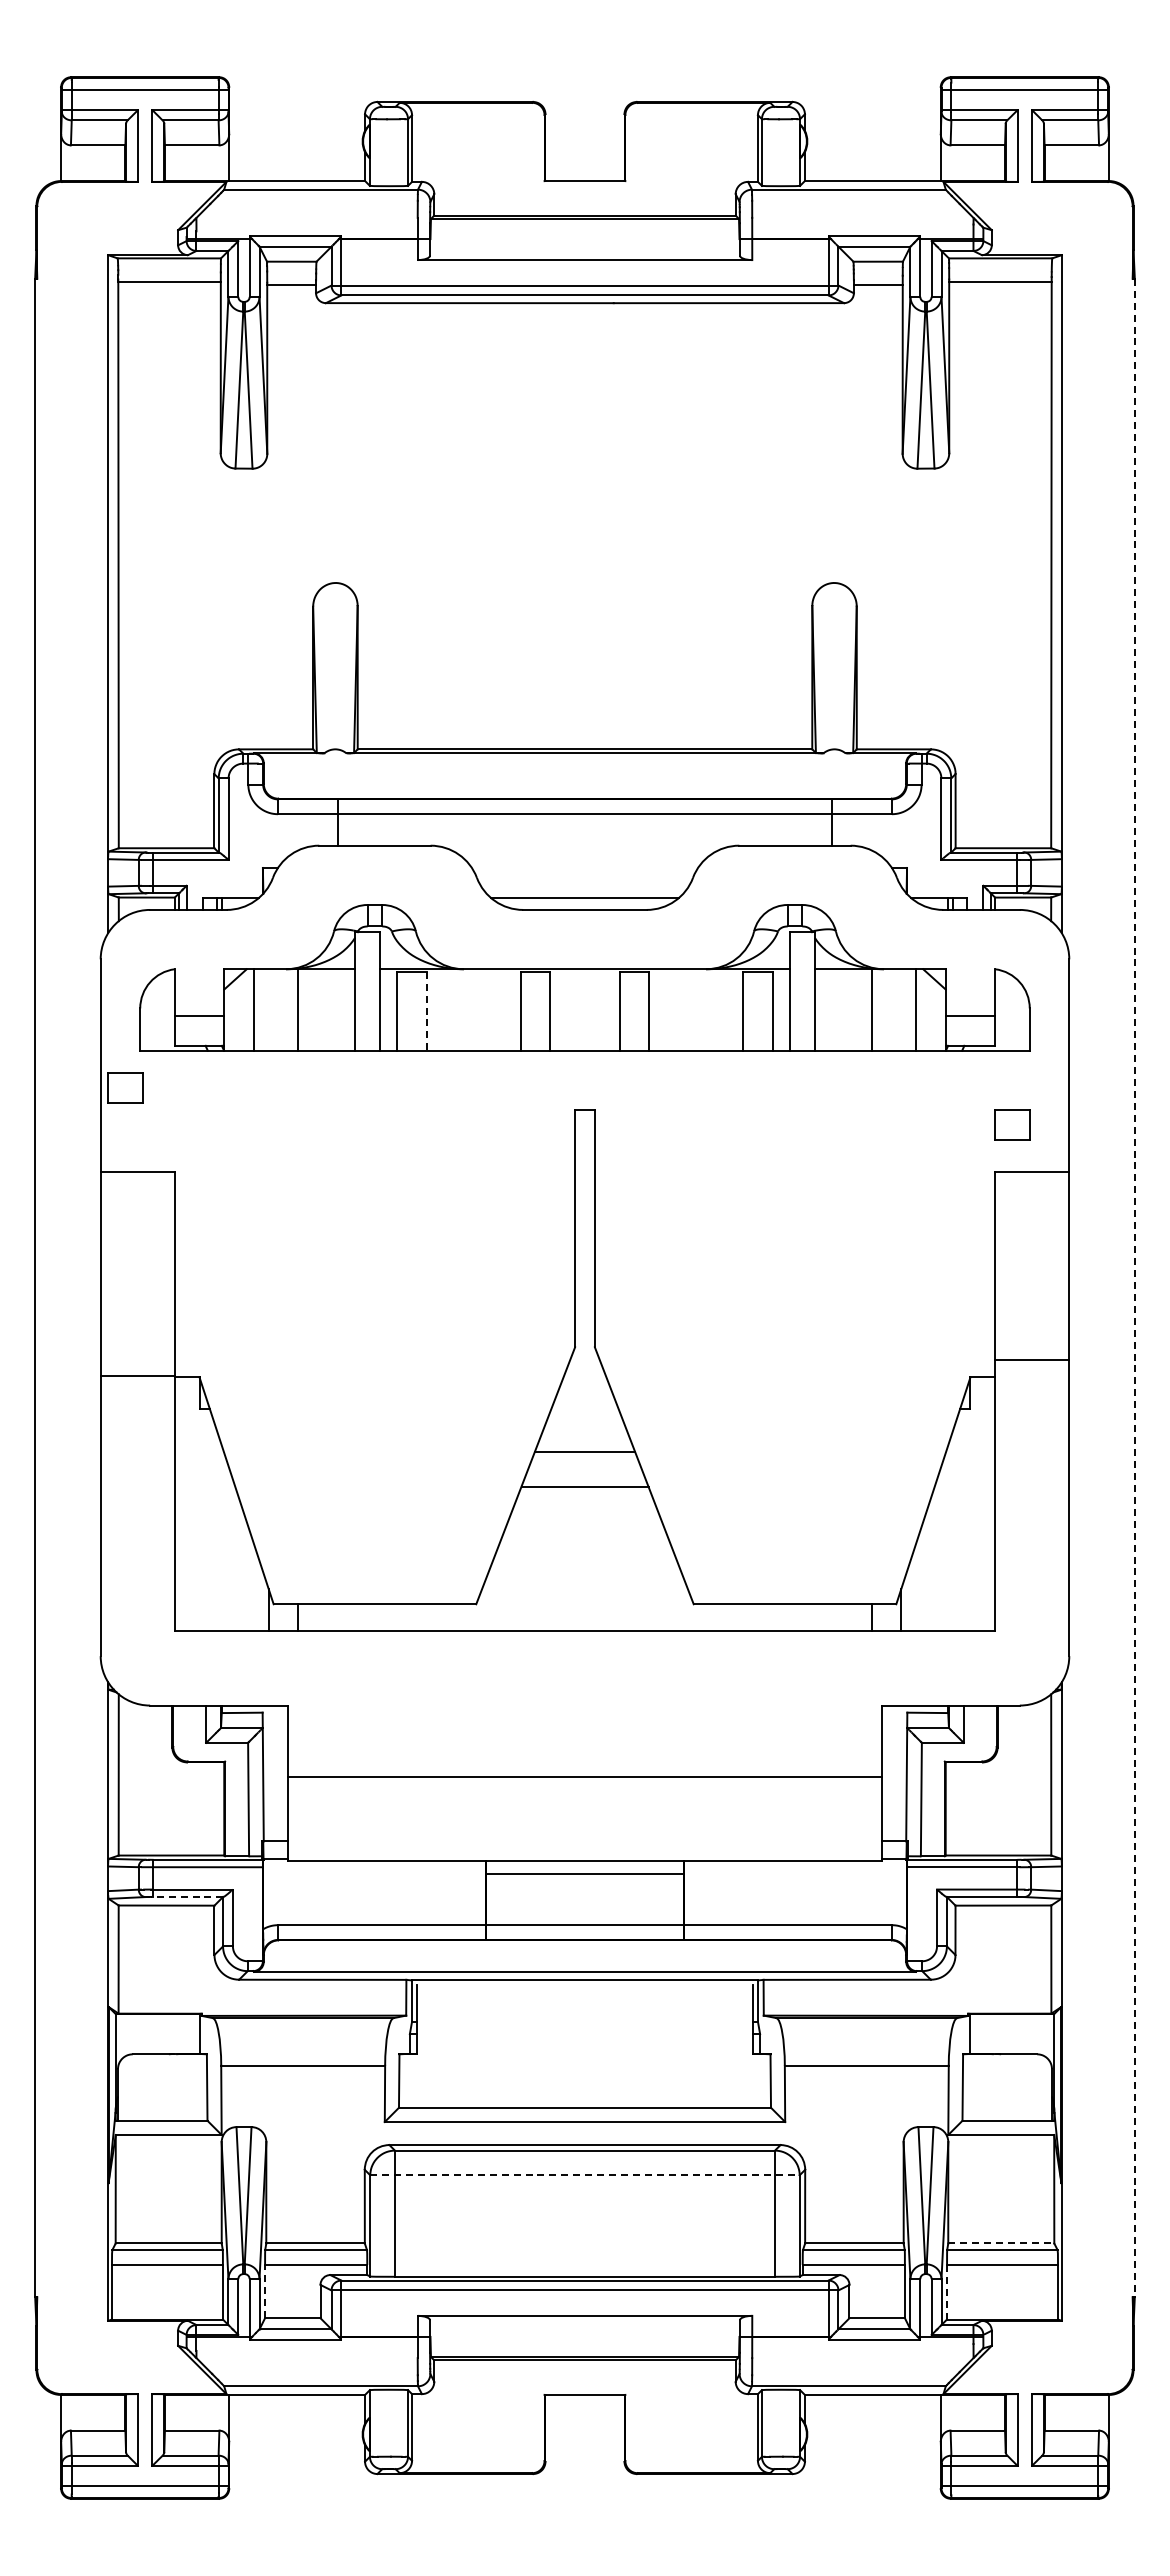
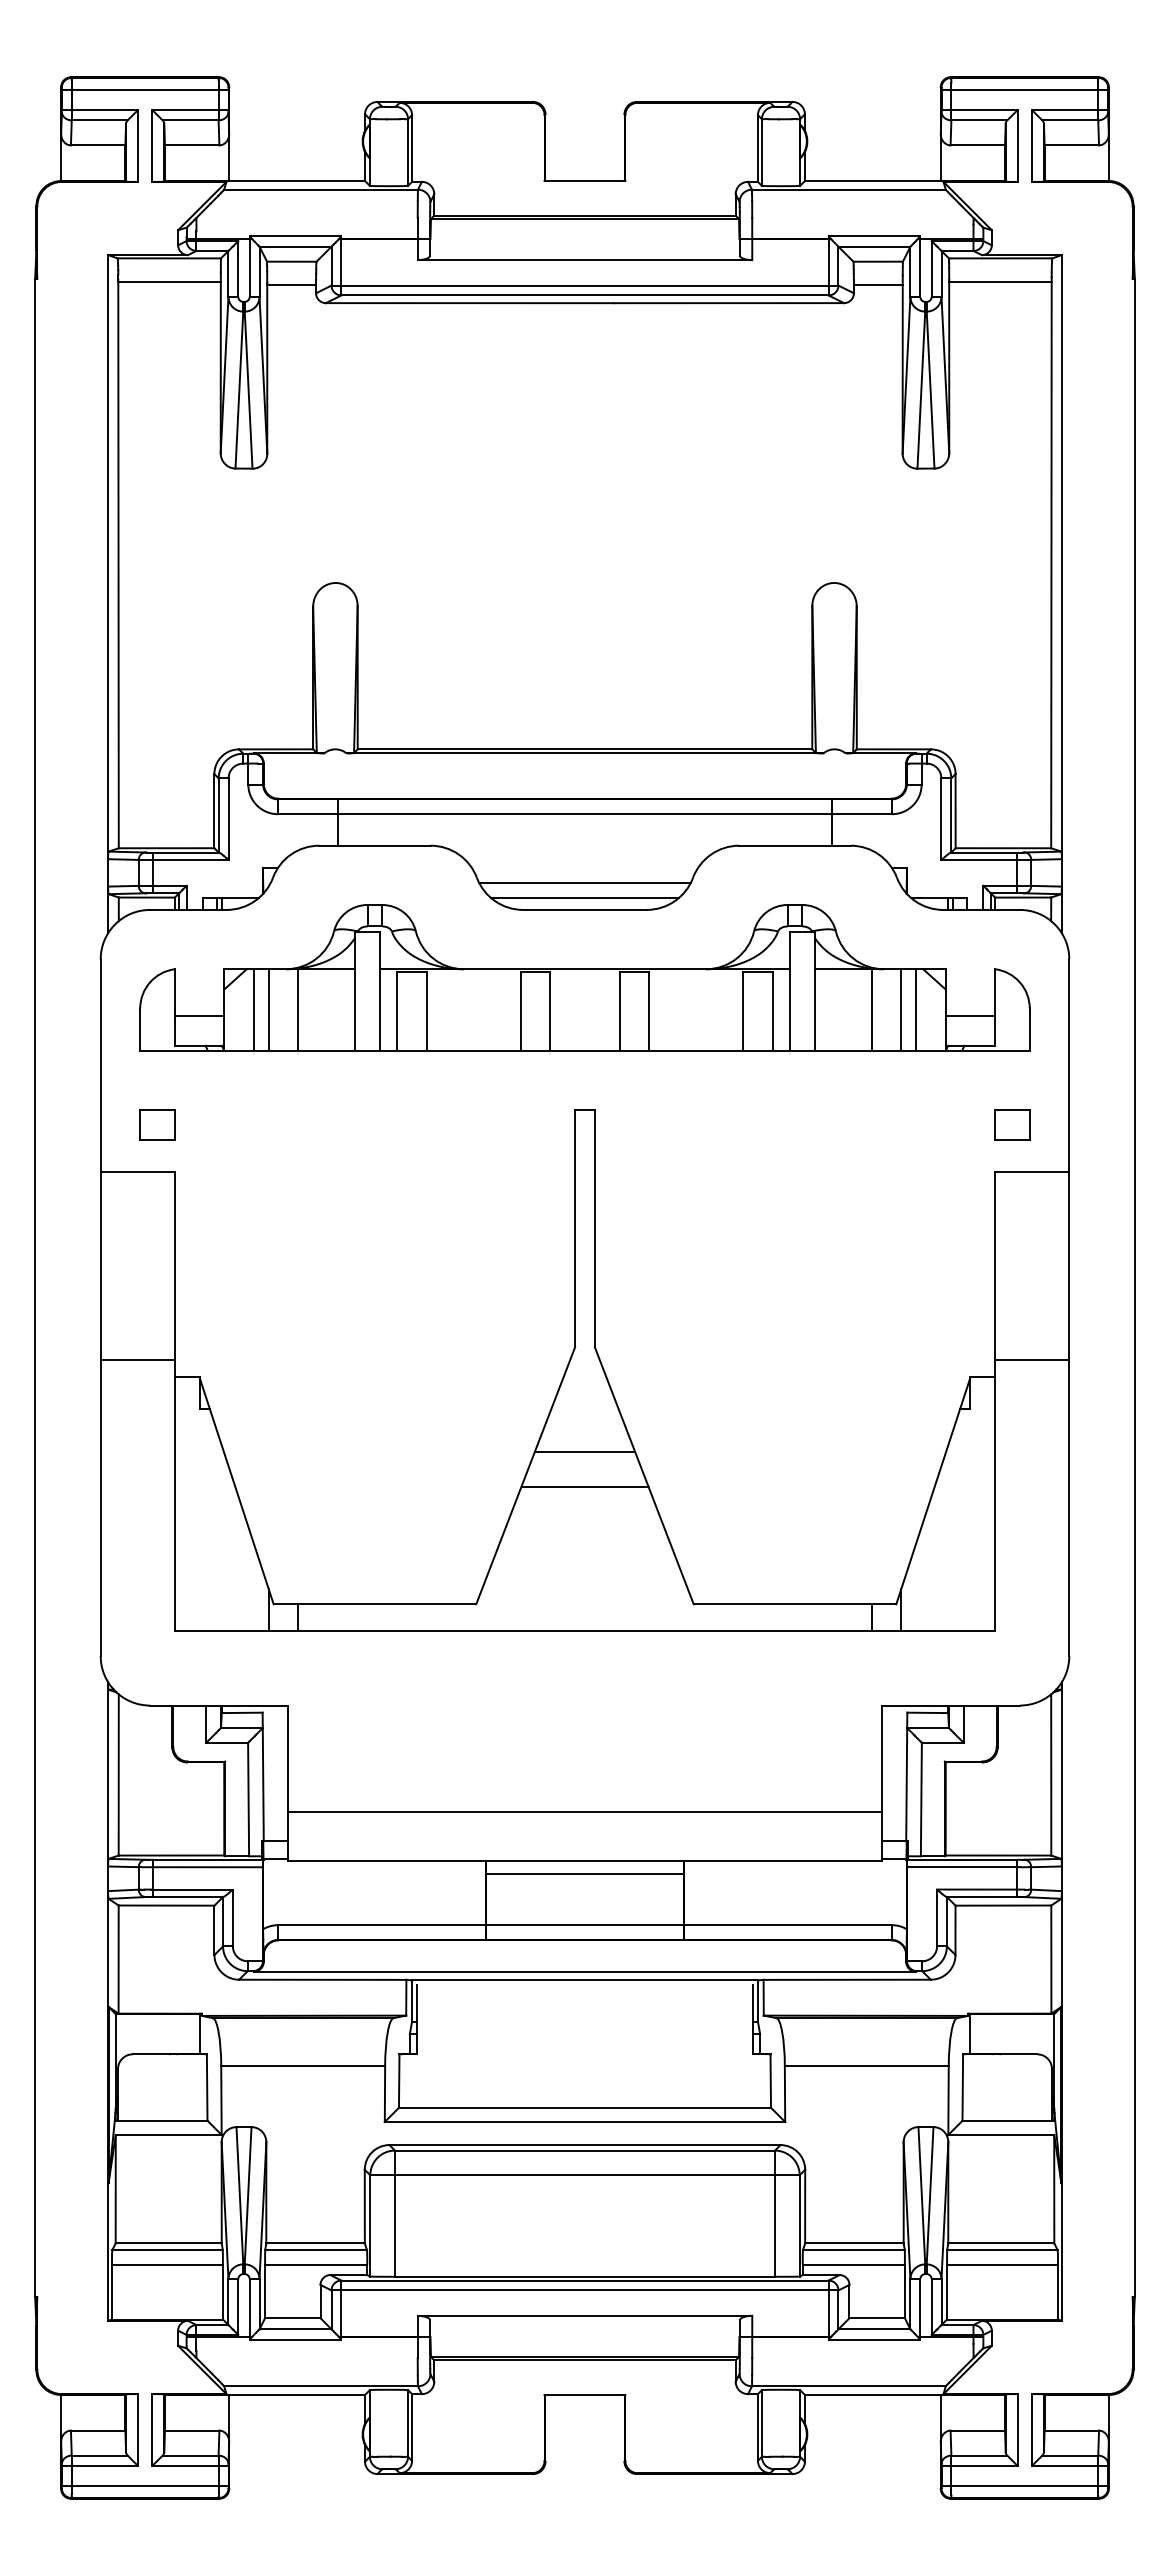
line: none -> present (584, 882)
line: none -> present (268, 1009)
line: none -> present (901, 1009)
line: dashed -> solid (426, 1011)
part position: (125, 1087) -> (157, 1124) (157, 1124)
line: dashed -> solid (1134, 1288)
line position: (137, 1375) -> (137, 1359) (137, 1359)
line position: (584, 1776) -> (584, 1811) (584, 1811)
line: dashed -> solid (186, 1896)
line: dashed -> solid (584, 2175)
line: dashed -> solid (1001, 2243)
line: dashed -> solid (265, 2291)
line: dashed -> solid (947, 2291)
